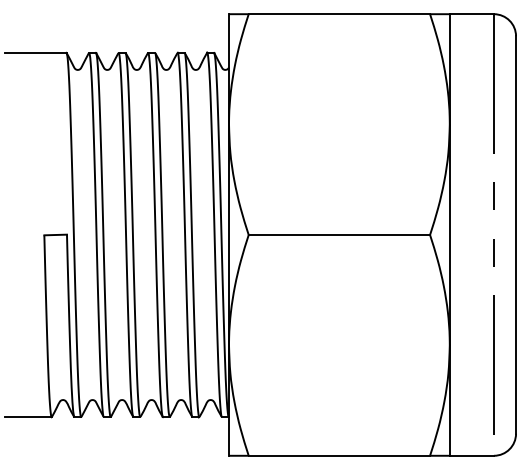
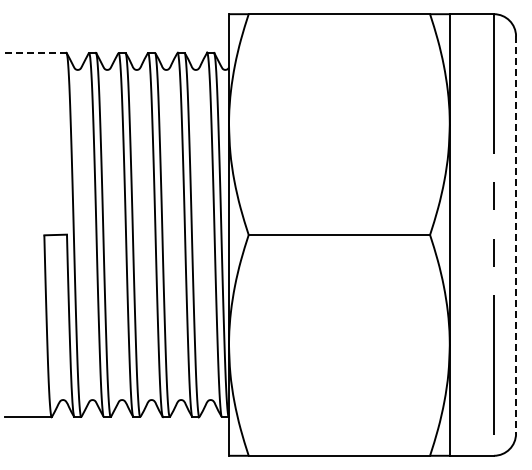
line: solid -> dashed (35, 52)
line: solid -> dashed (516, 234)
